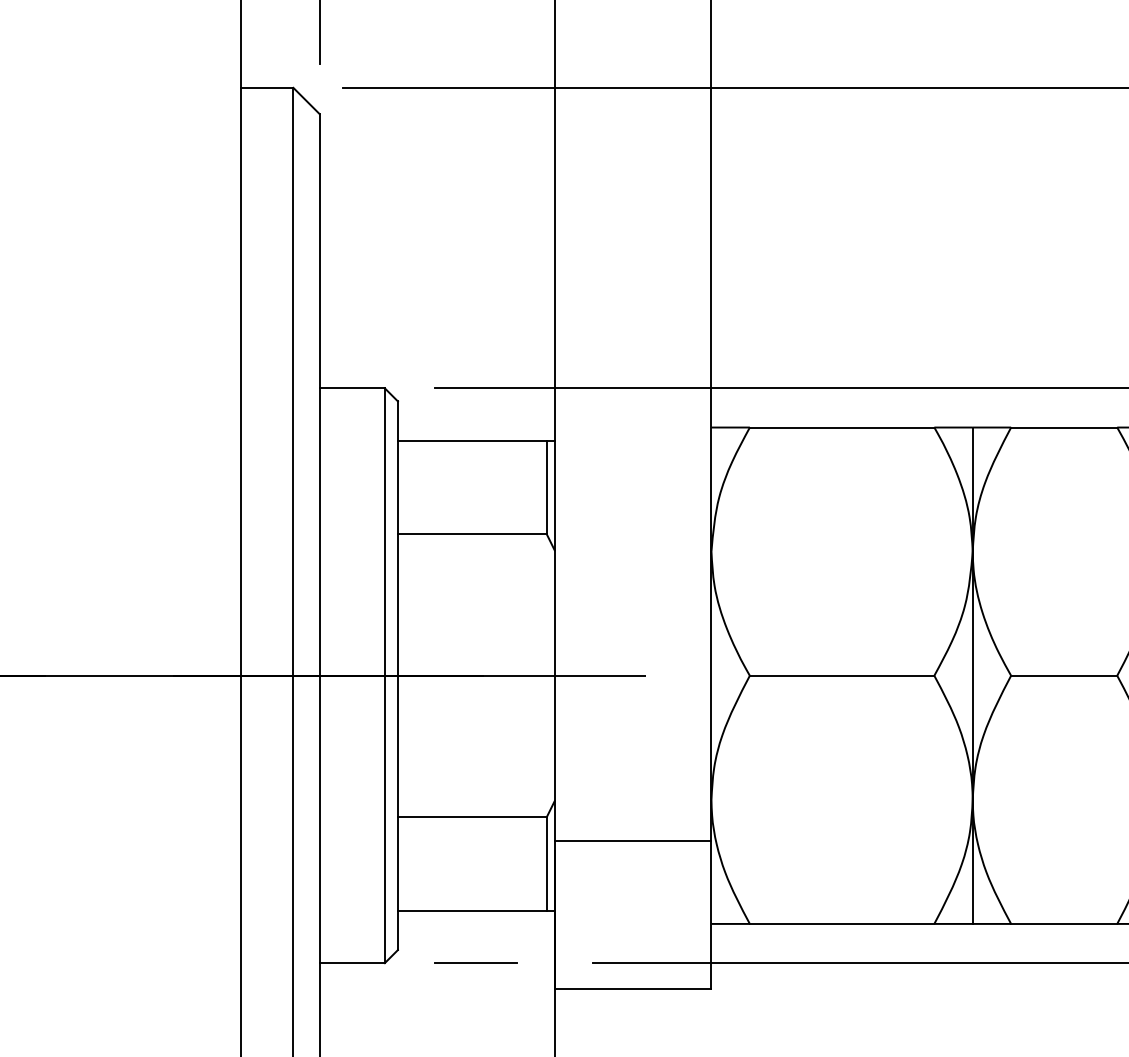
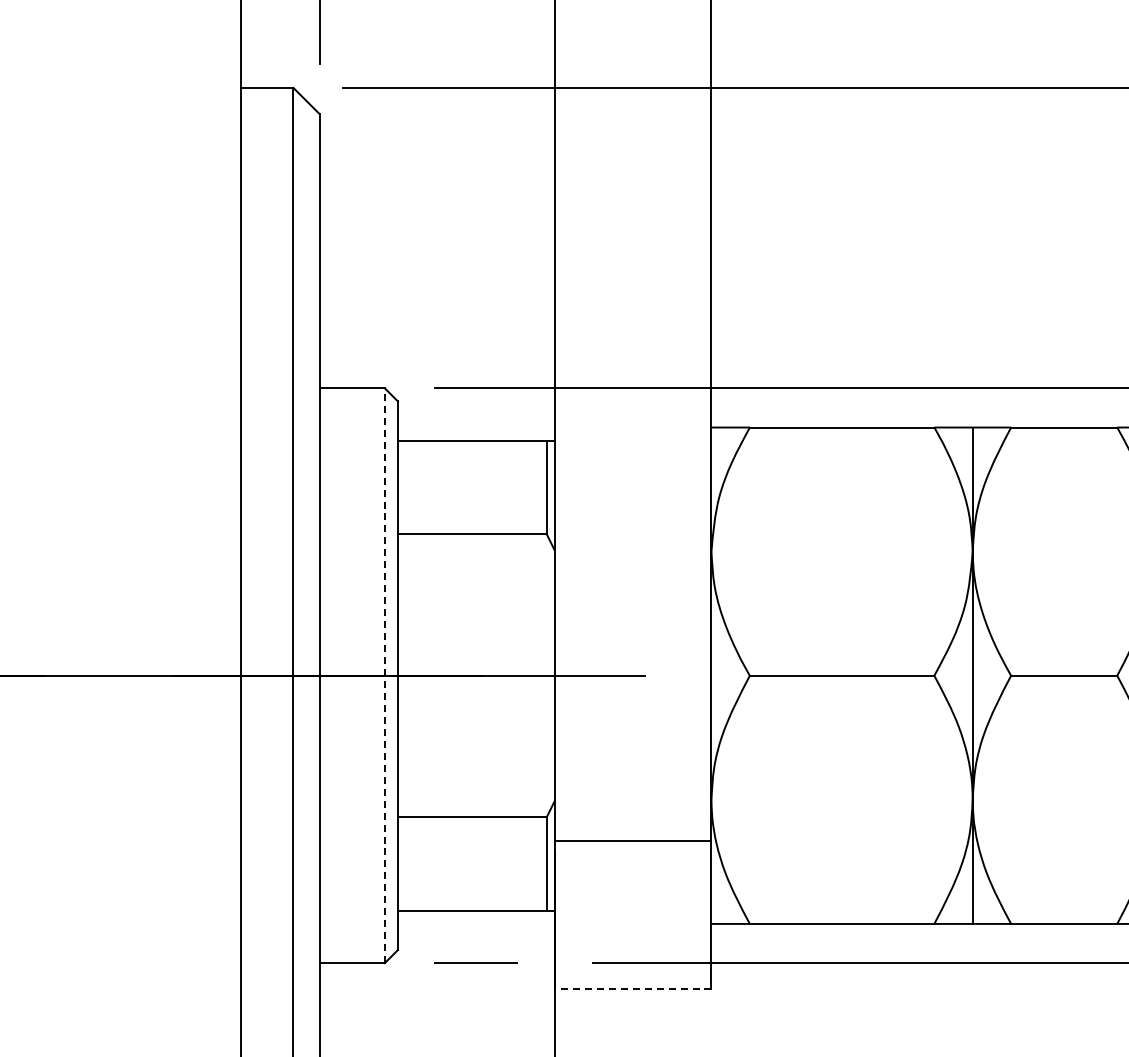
line: solid -> dashed (384, 675)
line: solid -> dashed (632, 989)
